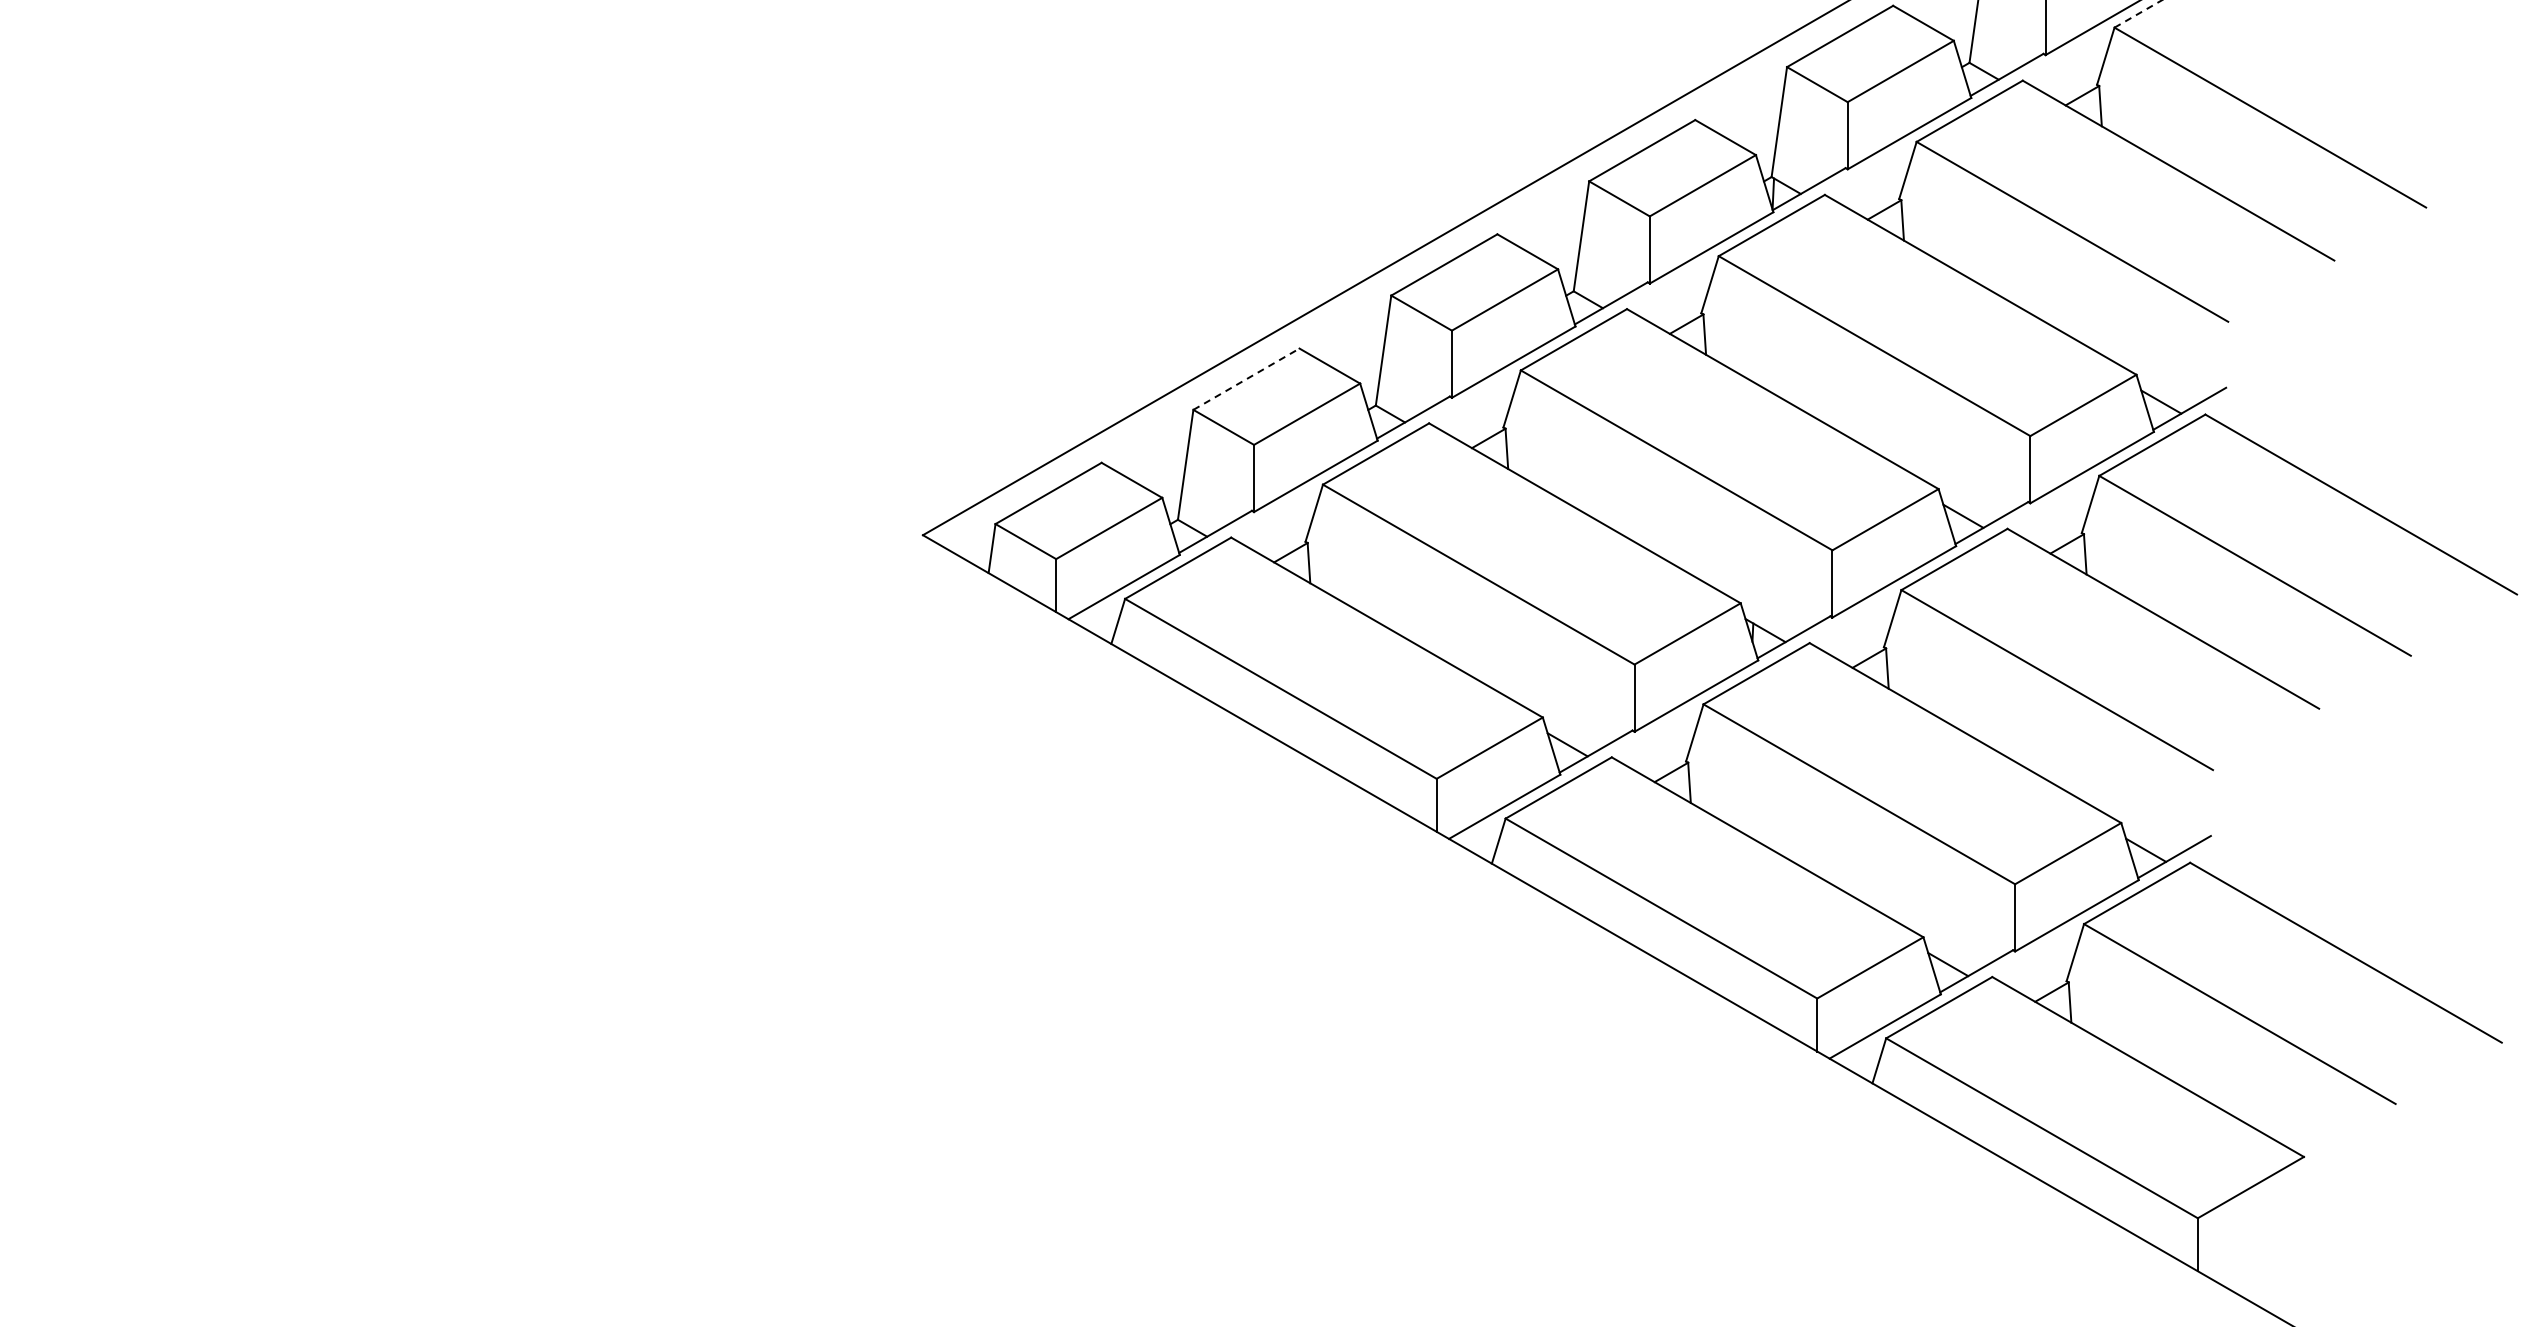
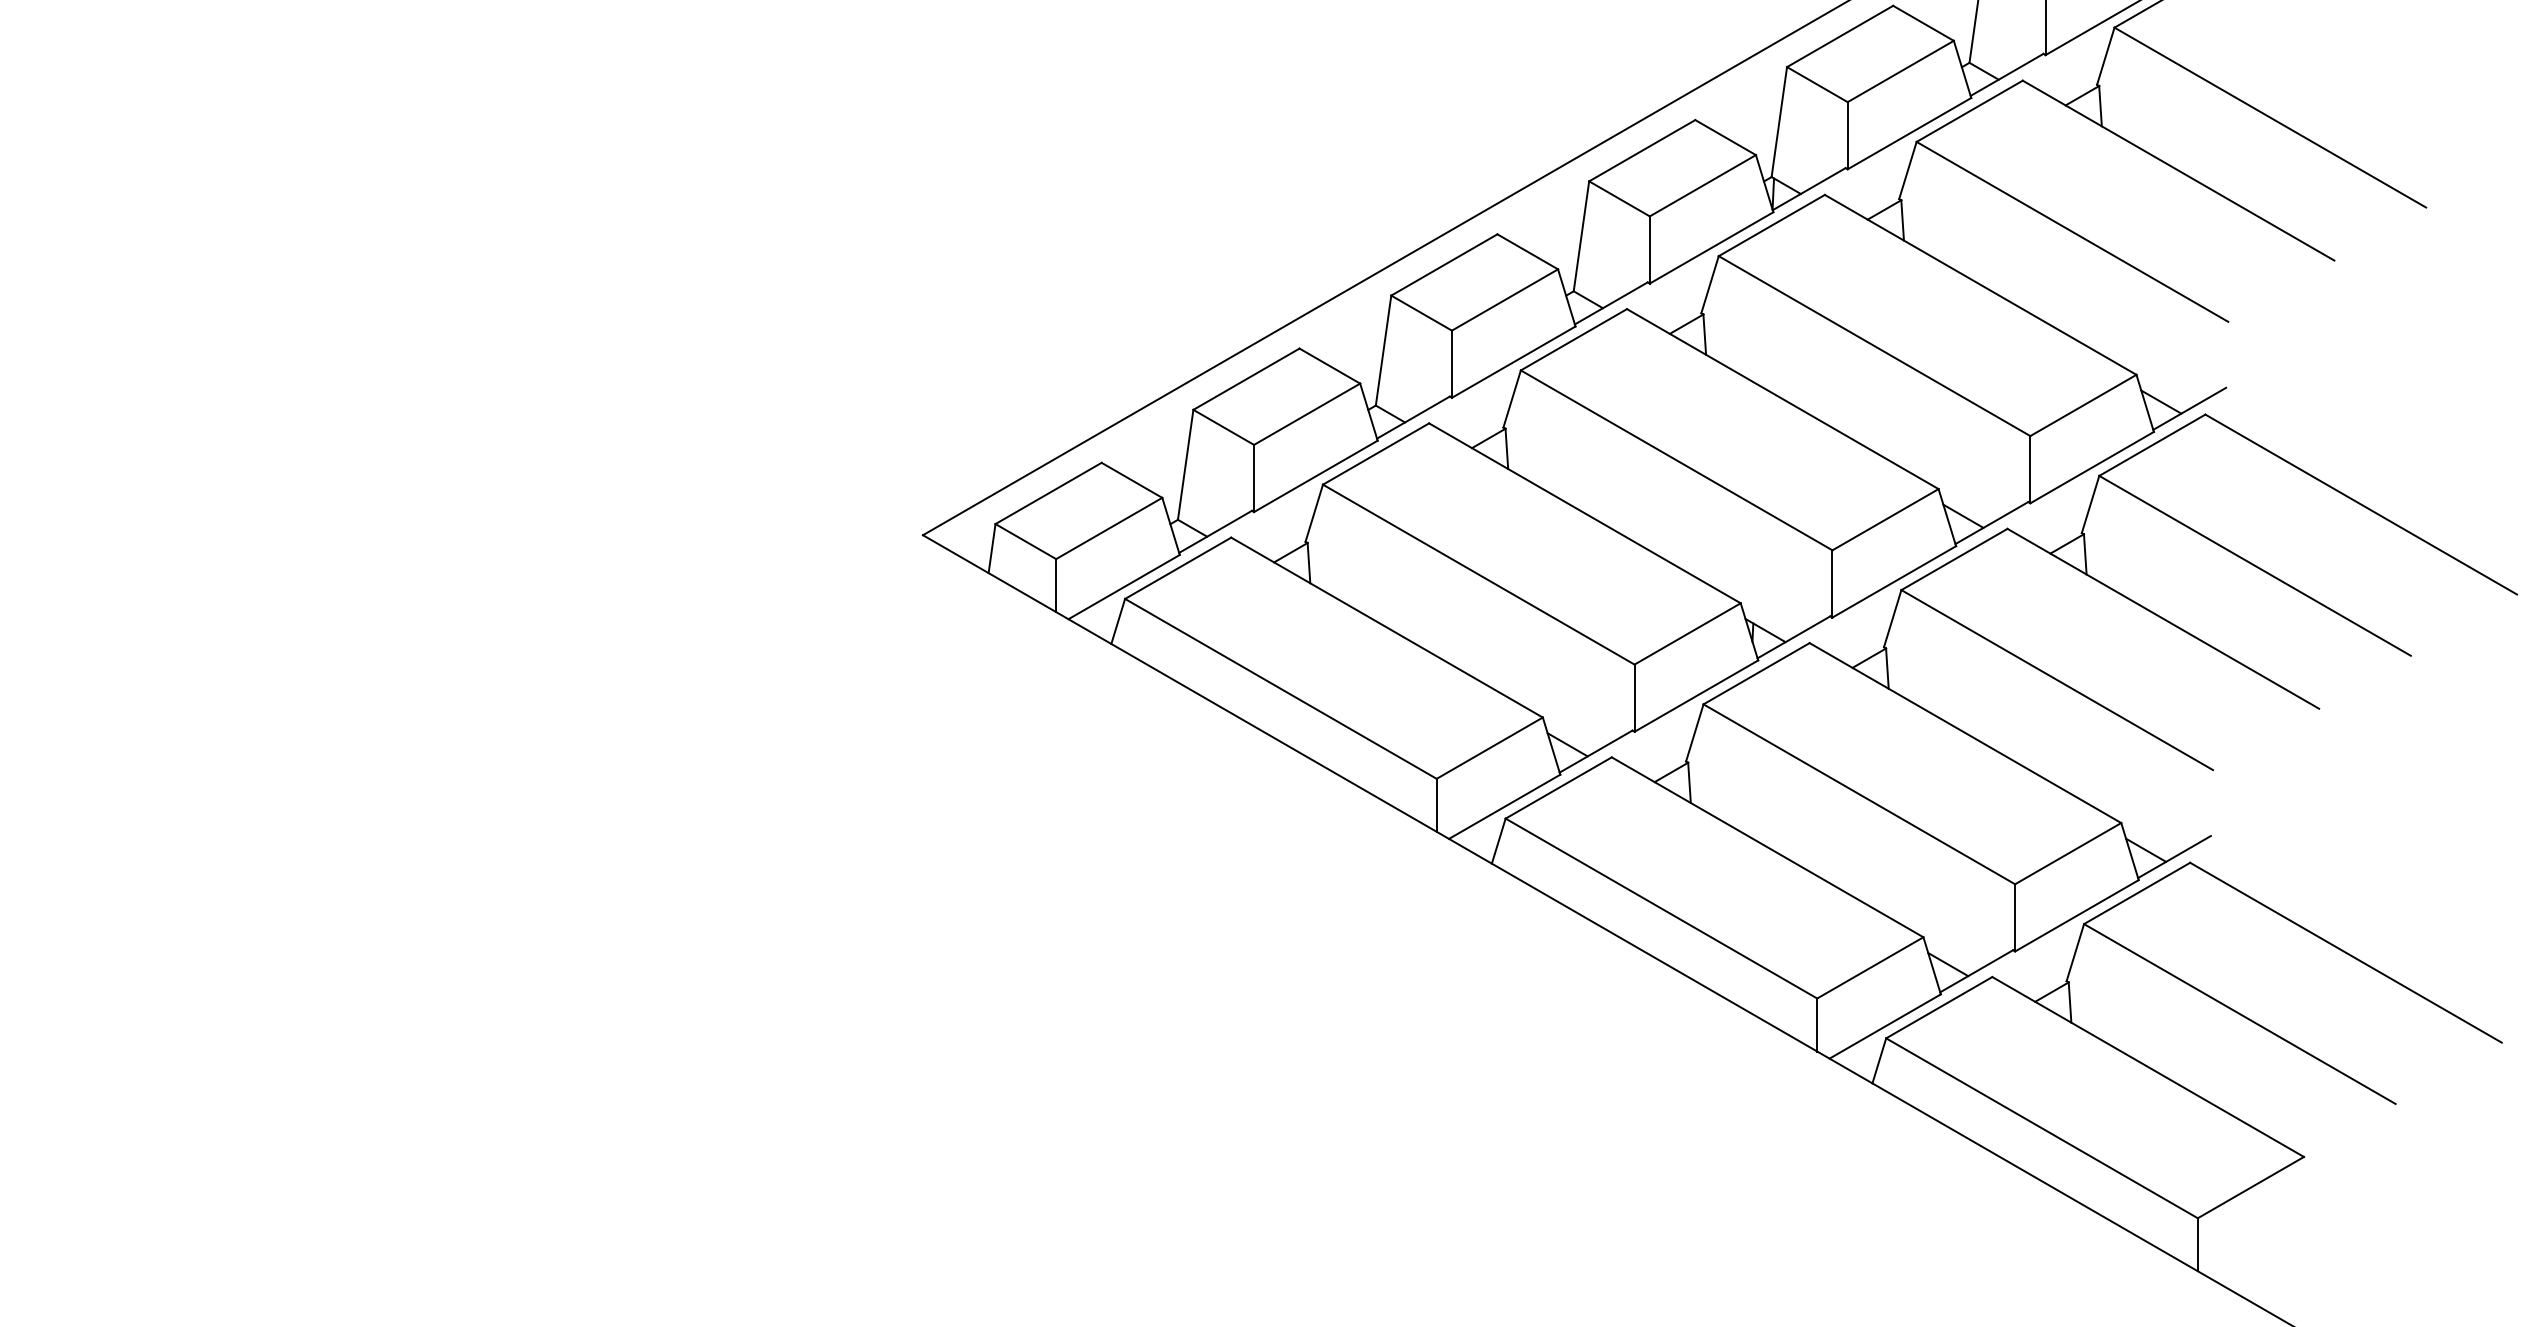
line: dashed -> solid (2138, 13)
line: dashed -> solid (1246, 378)
